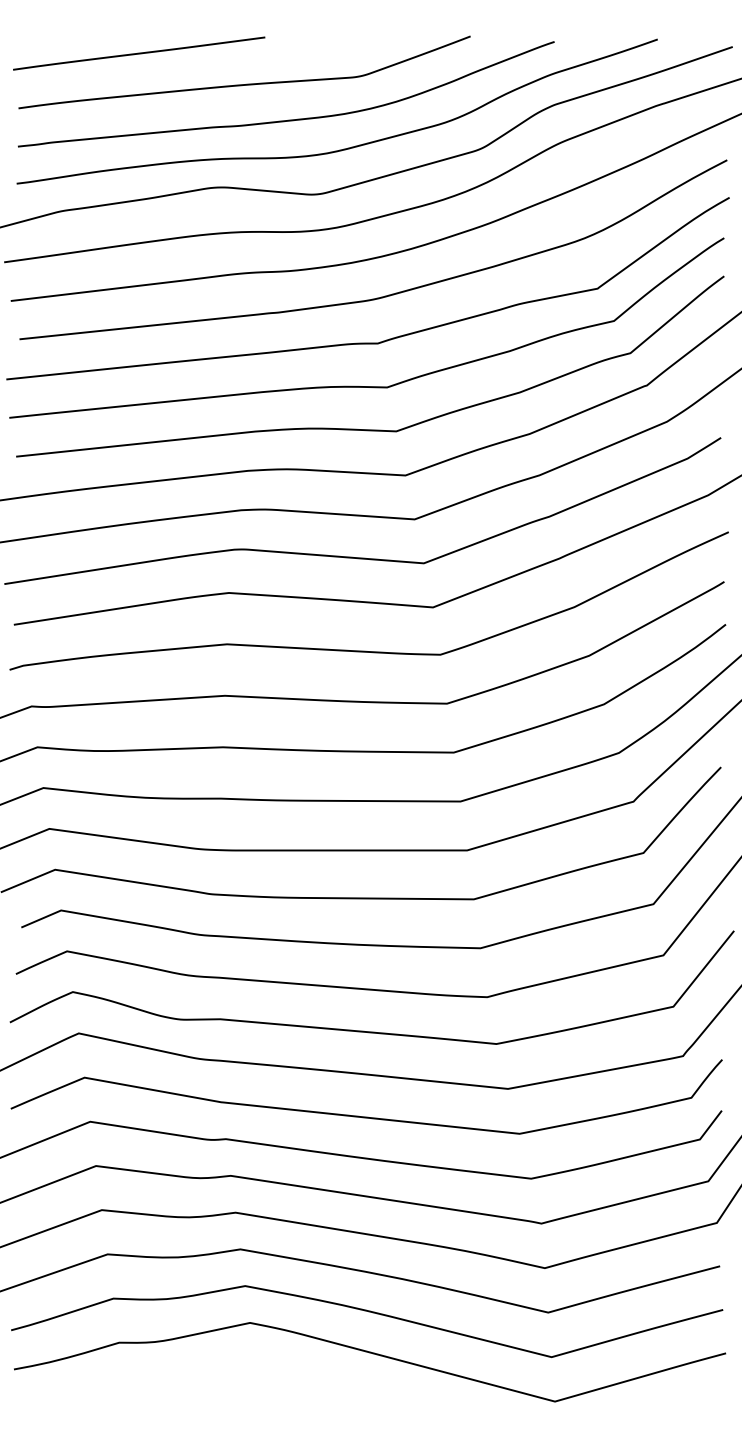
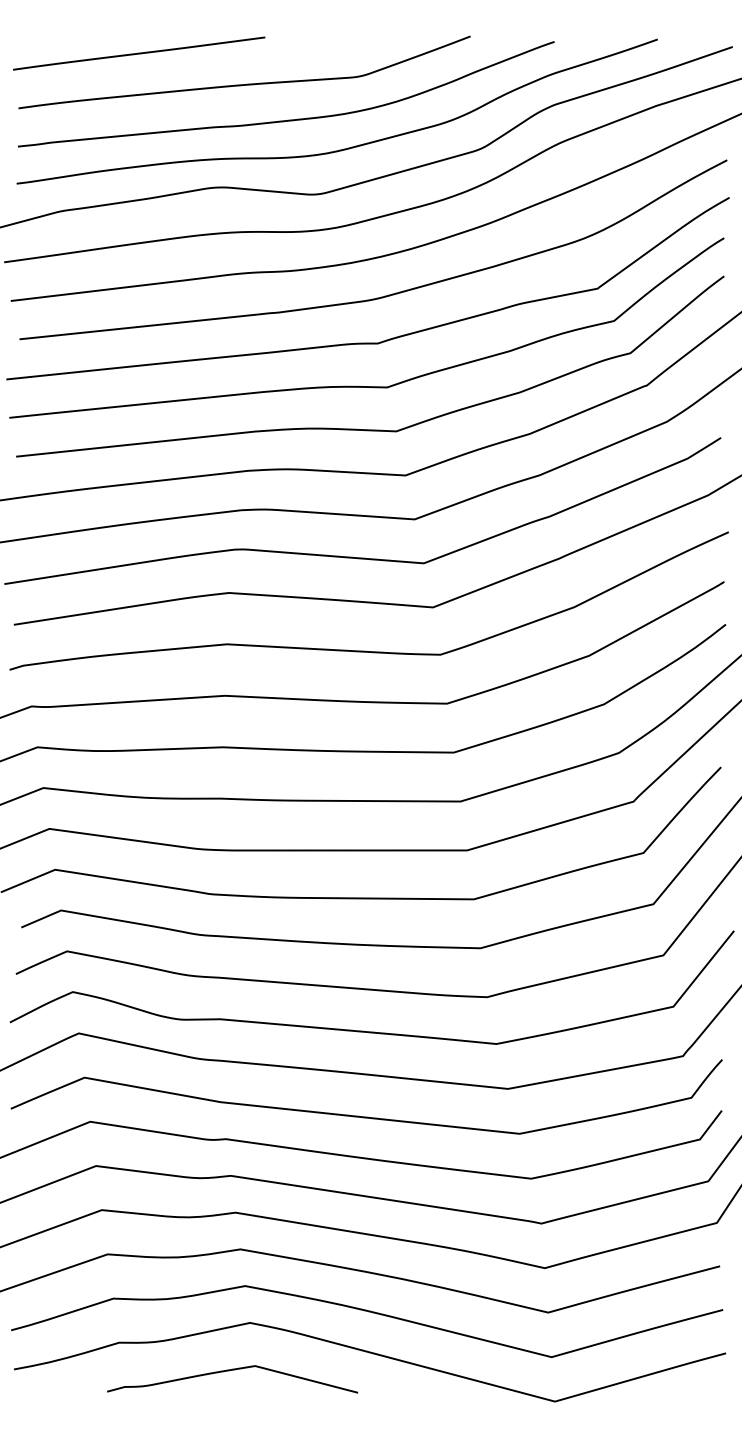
curve: none -> present (229, 1371)
